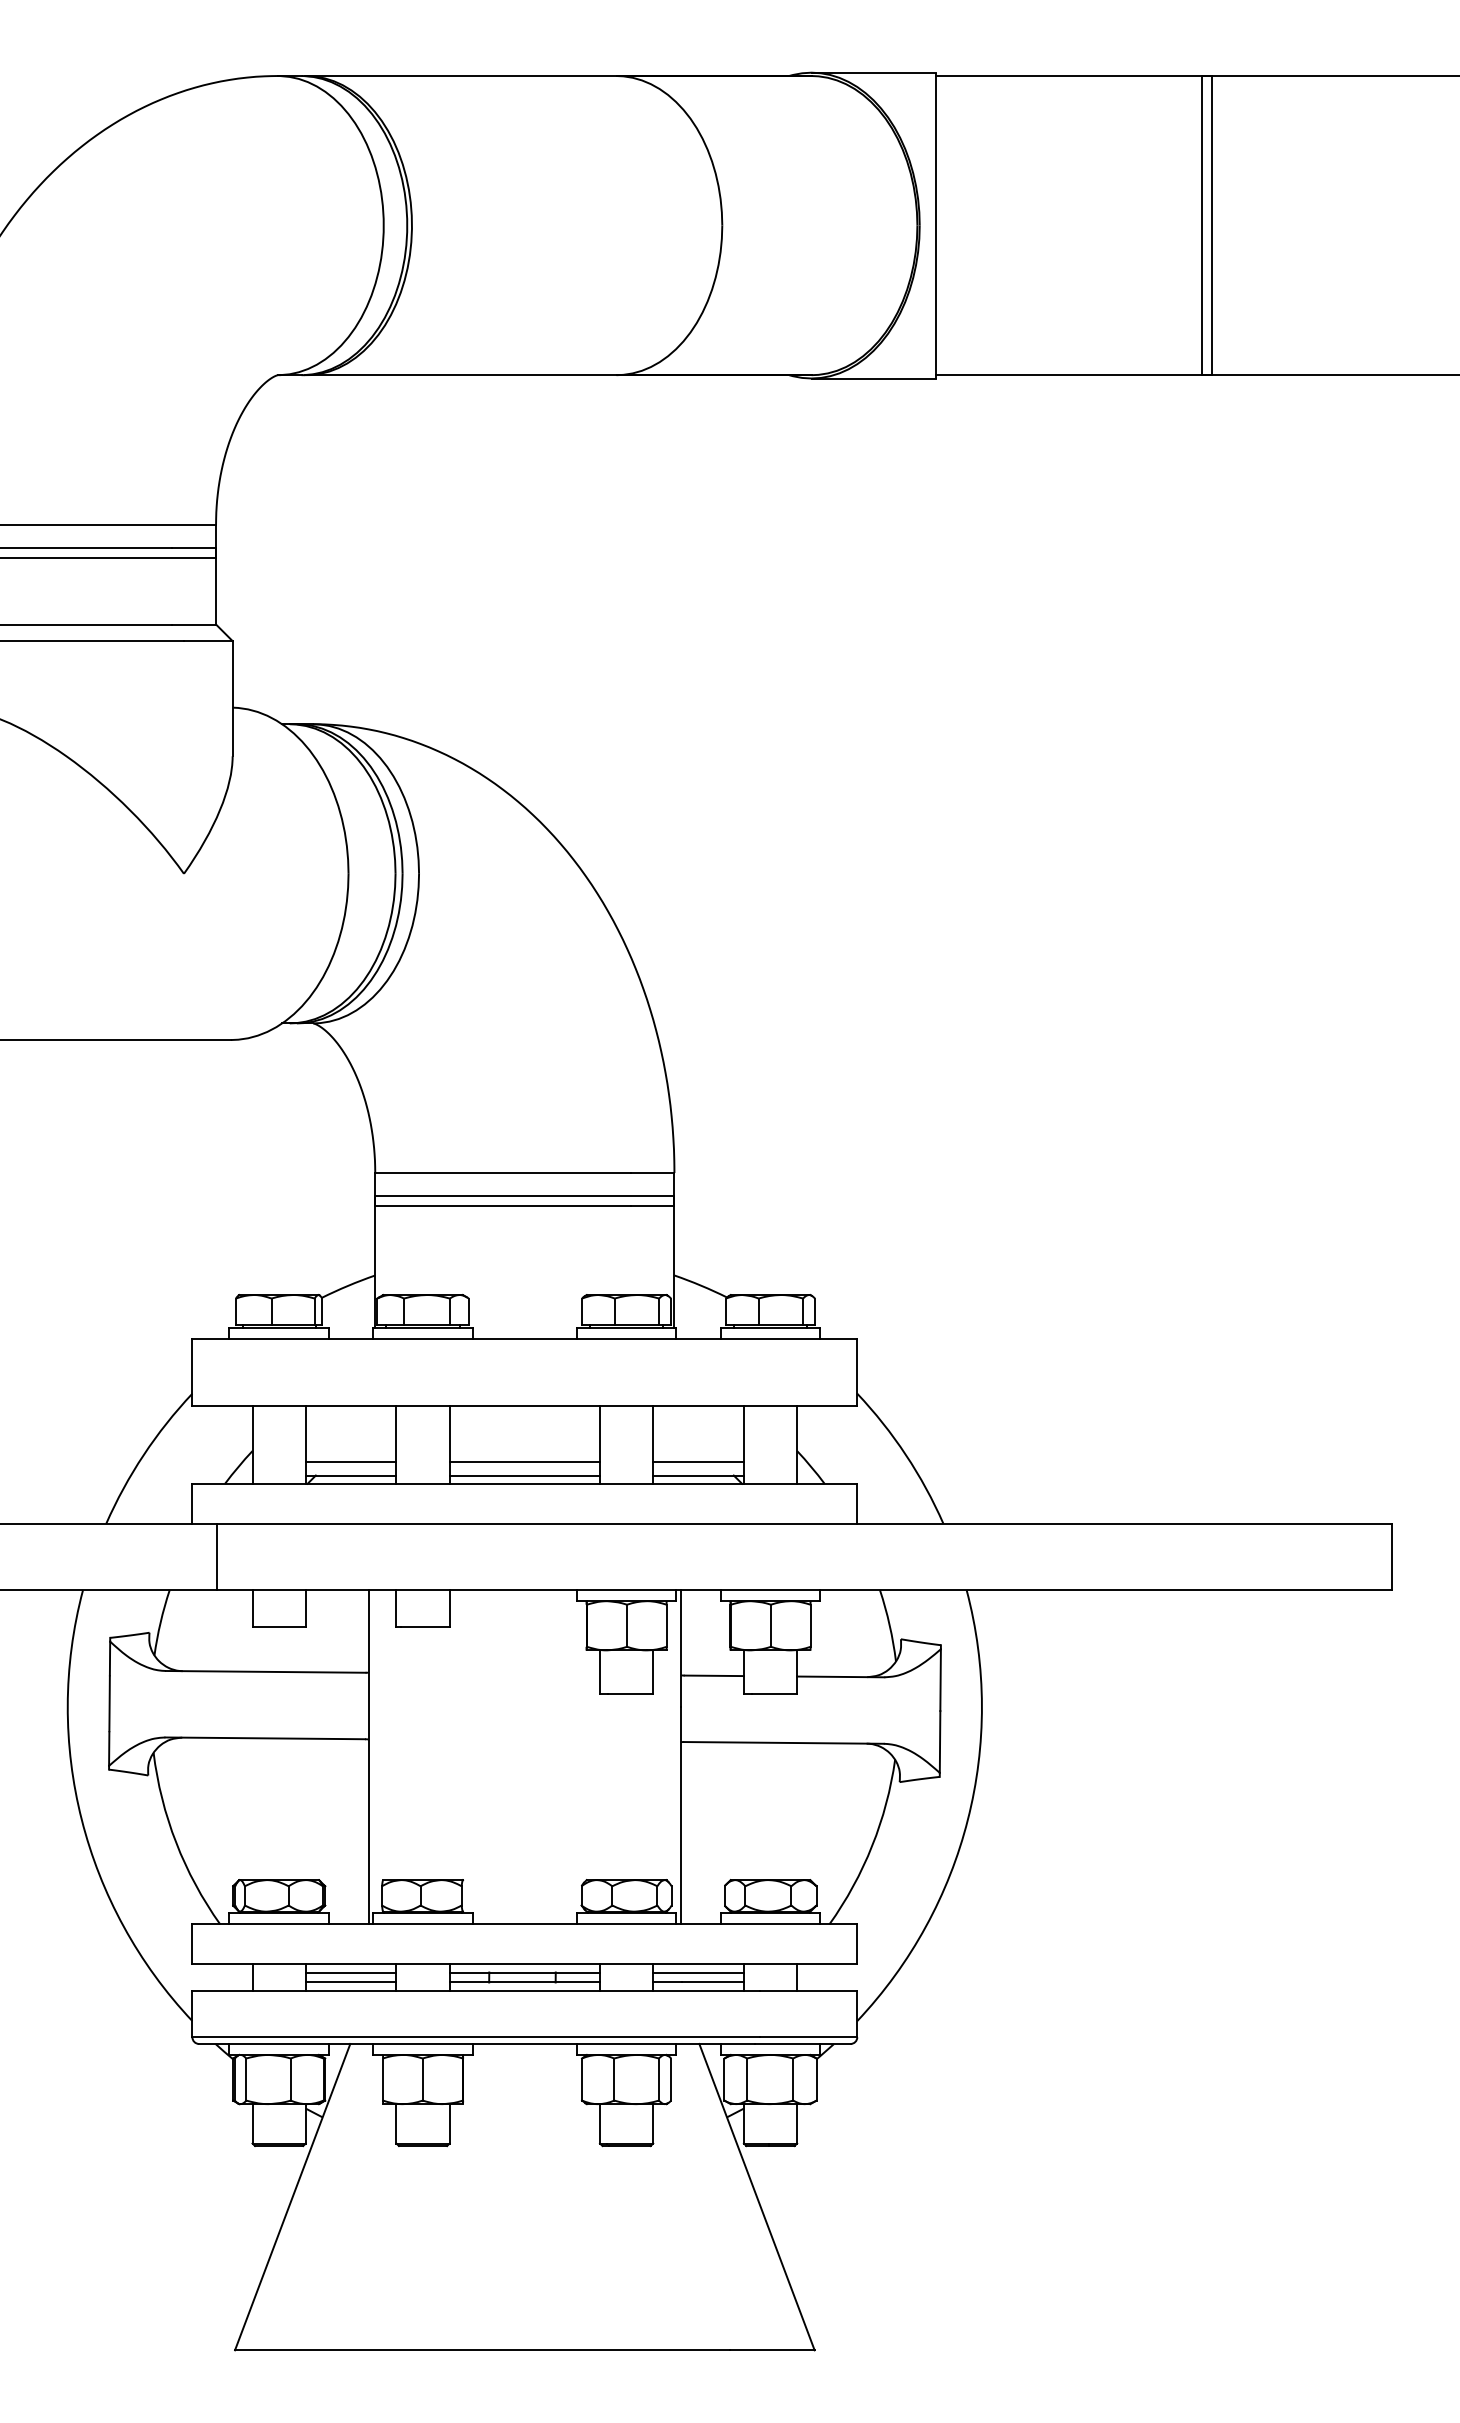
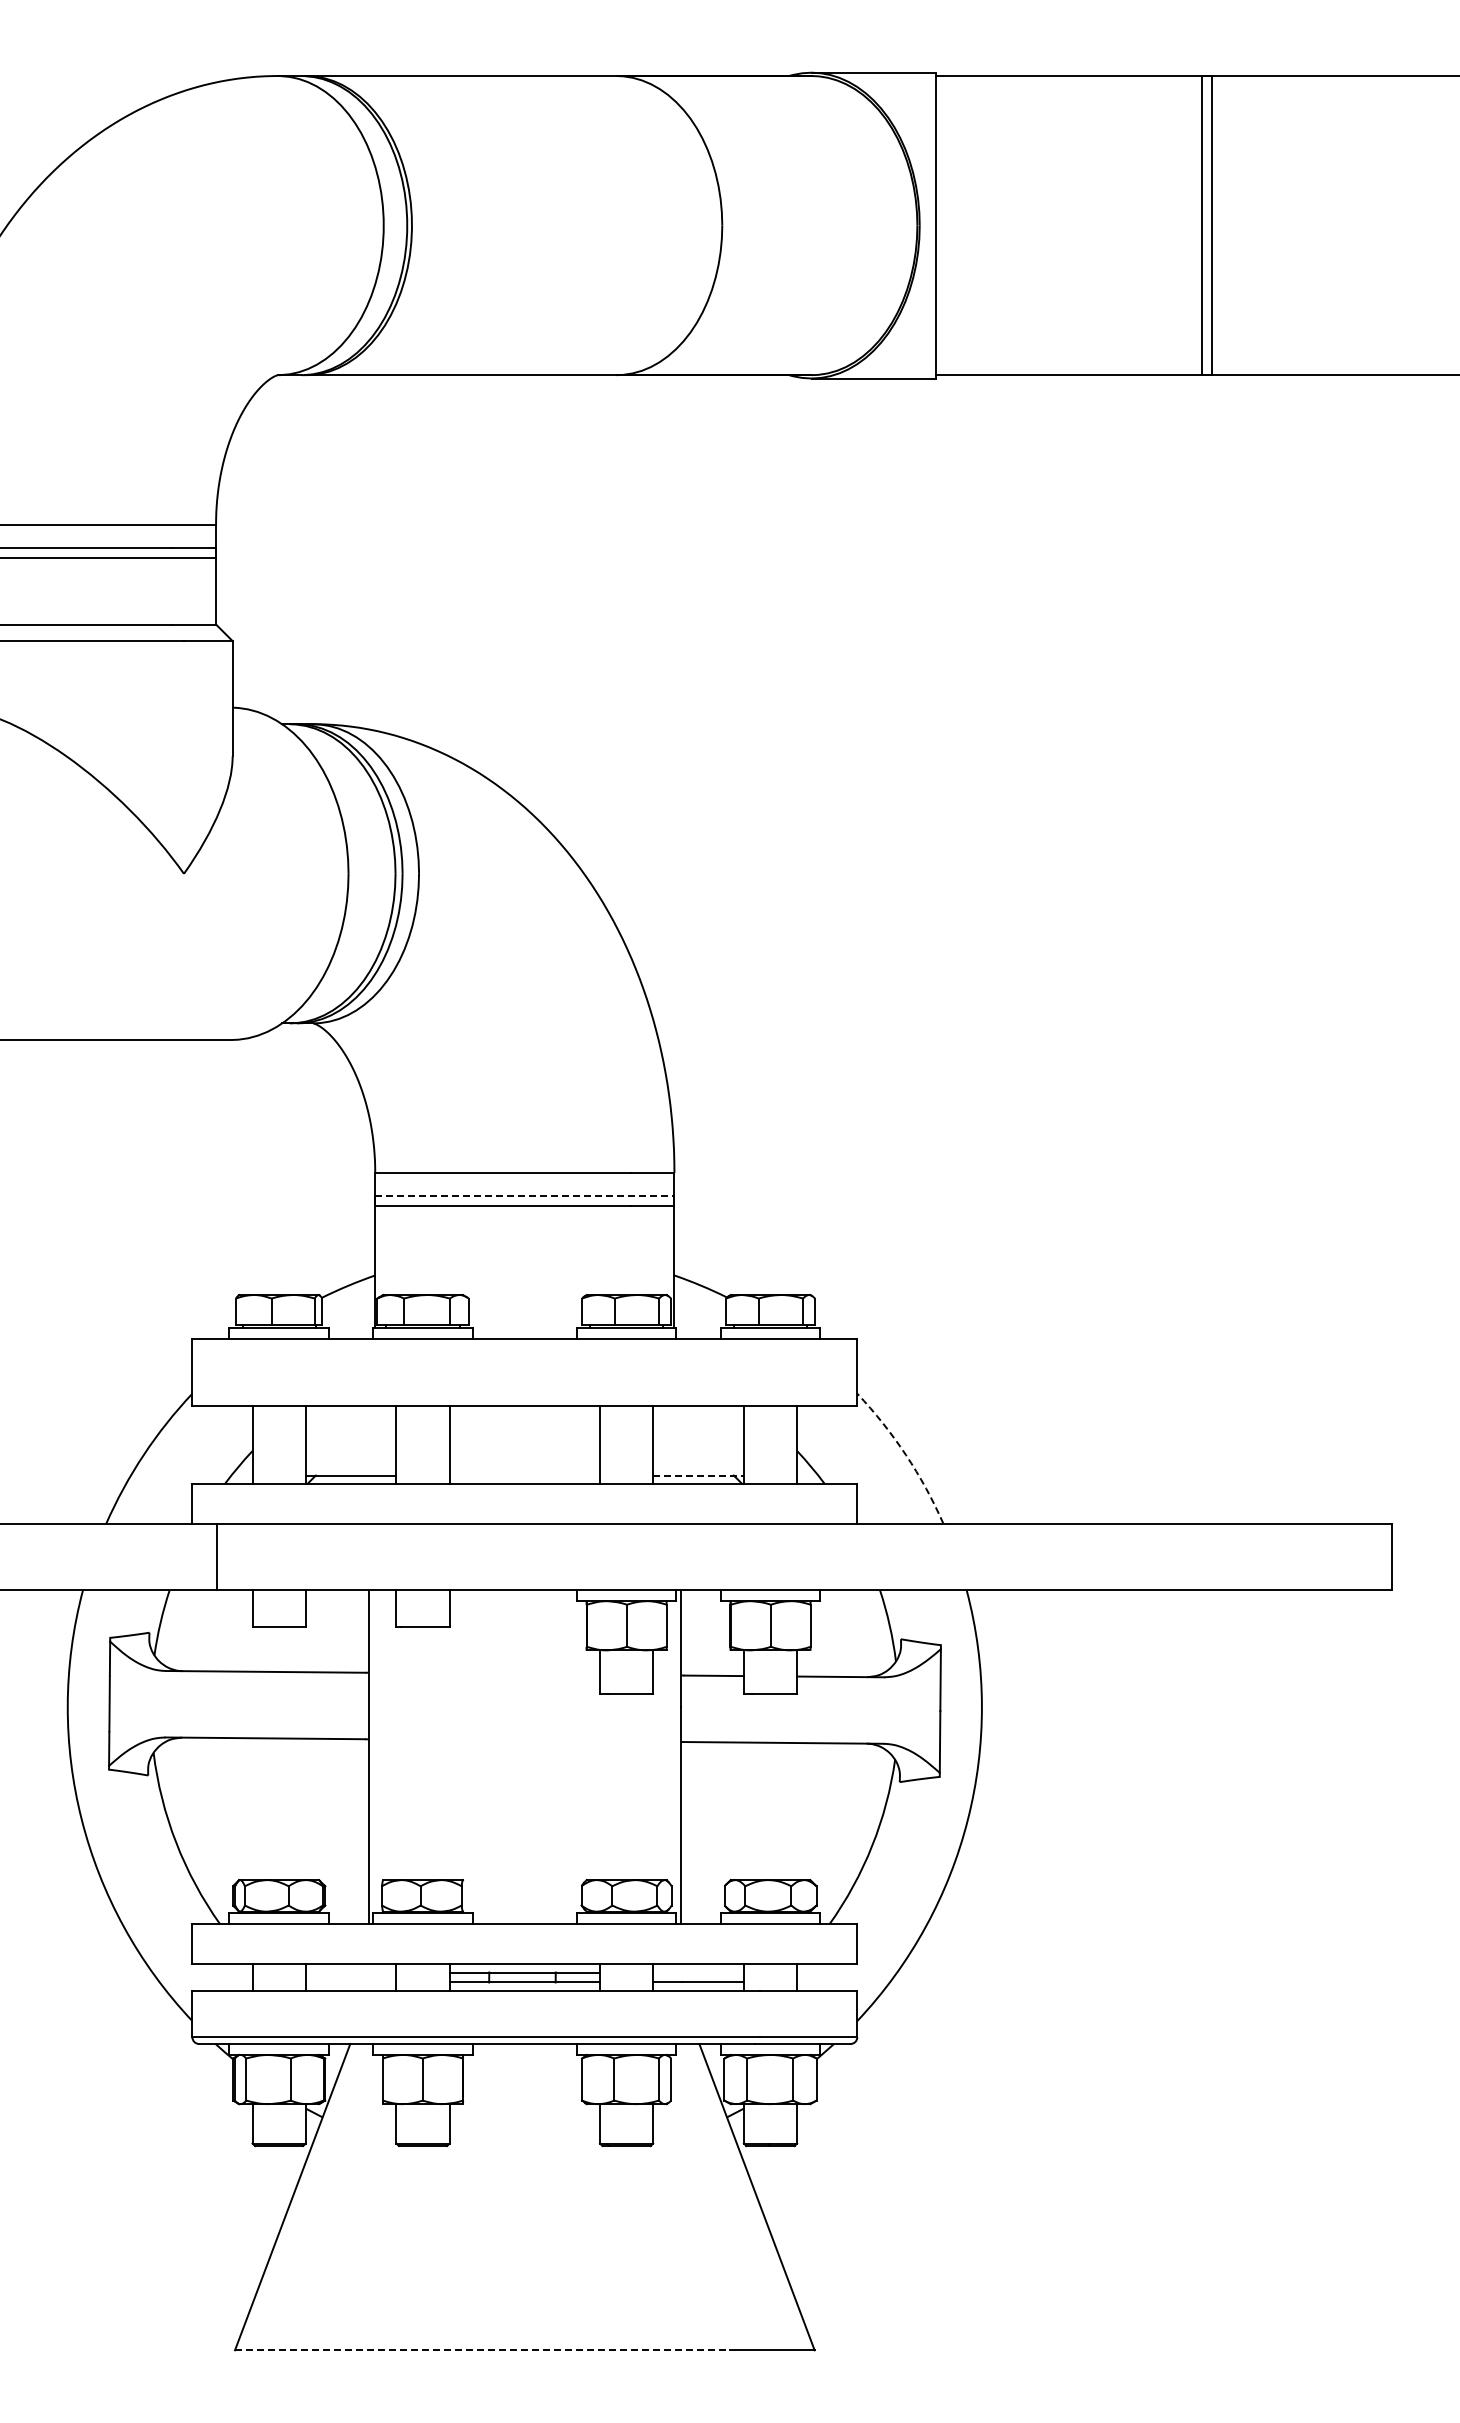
line: solid -> dashed (524, 1196)
arc: solid -> dashed (905, 1455)
line: present -> none (350, 1462)
line: present -> none (524, 1462)
line: present -> none (698, 1462)
line: present -> none (524, 1475)
line: solid -> dashed (699, 1475)
line: present -> none (350, 1972)
line: present -> none (698, 1972)
line: present -> none (350, 1982)
line: solid -> dashed (482, 2350)
